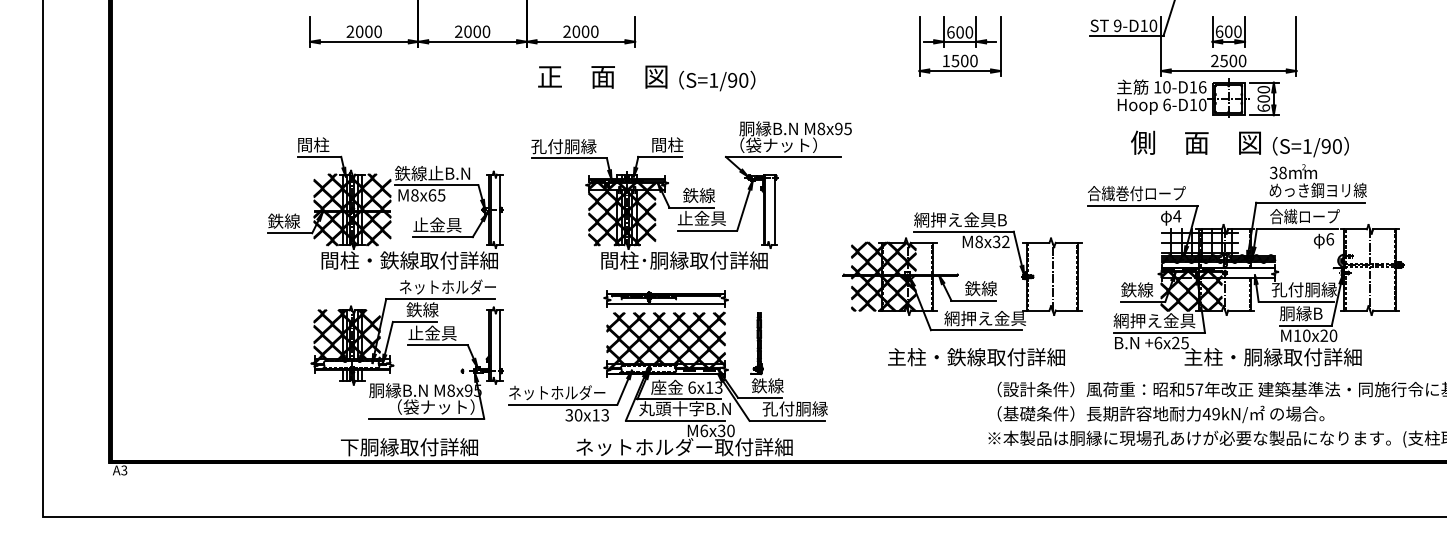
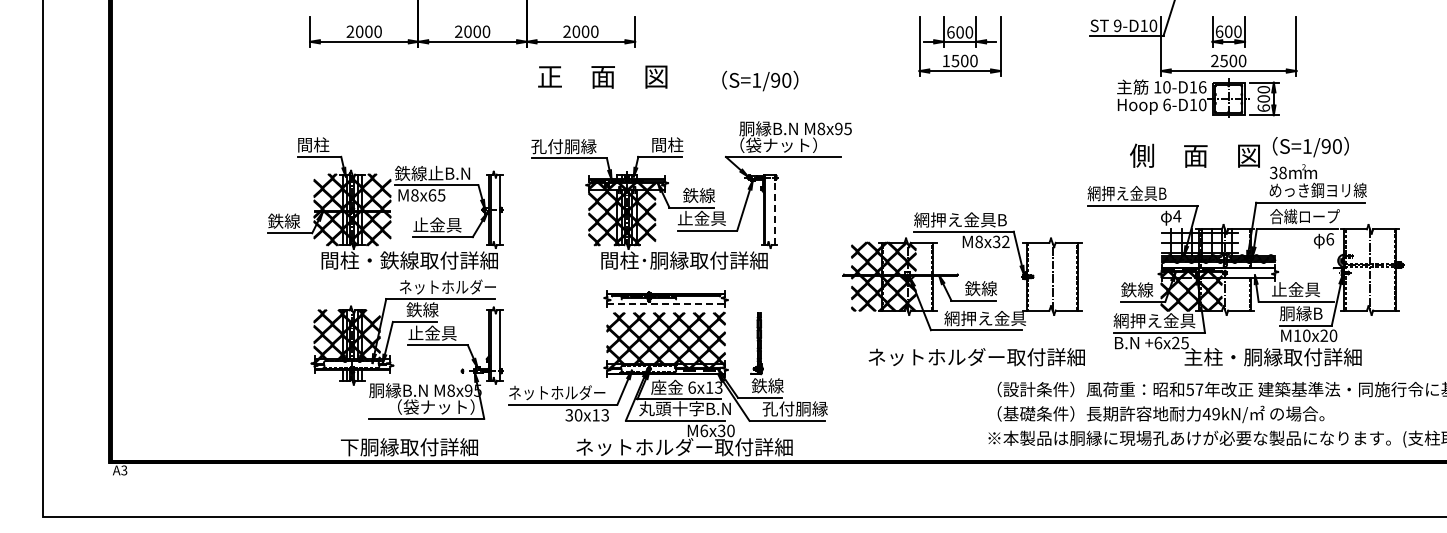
text position: (717, 80) -> (760, 80) (760, 80)
text position: (1195, 142) -> (1194, 155) (1194, 155)
text: 合繊巻付ロープ -> 網押え金具B (1136, 193)
line: solid -> dashed (775, 209)
text: 孔付胴縁 -> 止金具 (1303, 289)
line: solid -> dashed (666, 304)
text: 主柱・鉄線取付詳細 -> ネットホルダー取付詳細 (976, 357)
